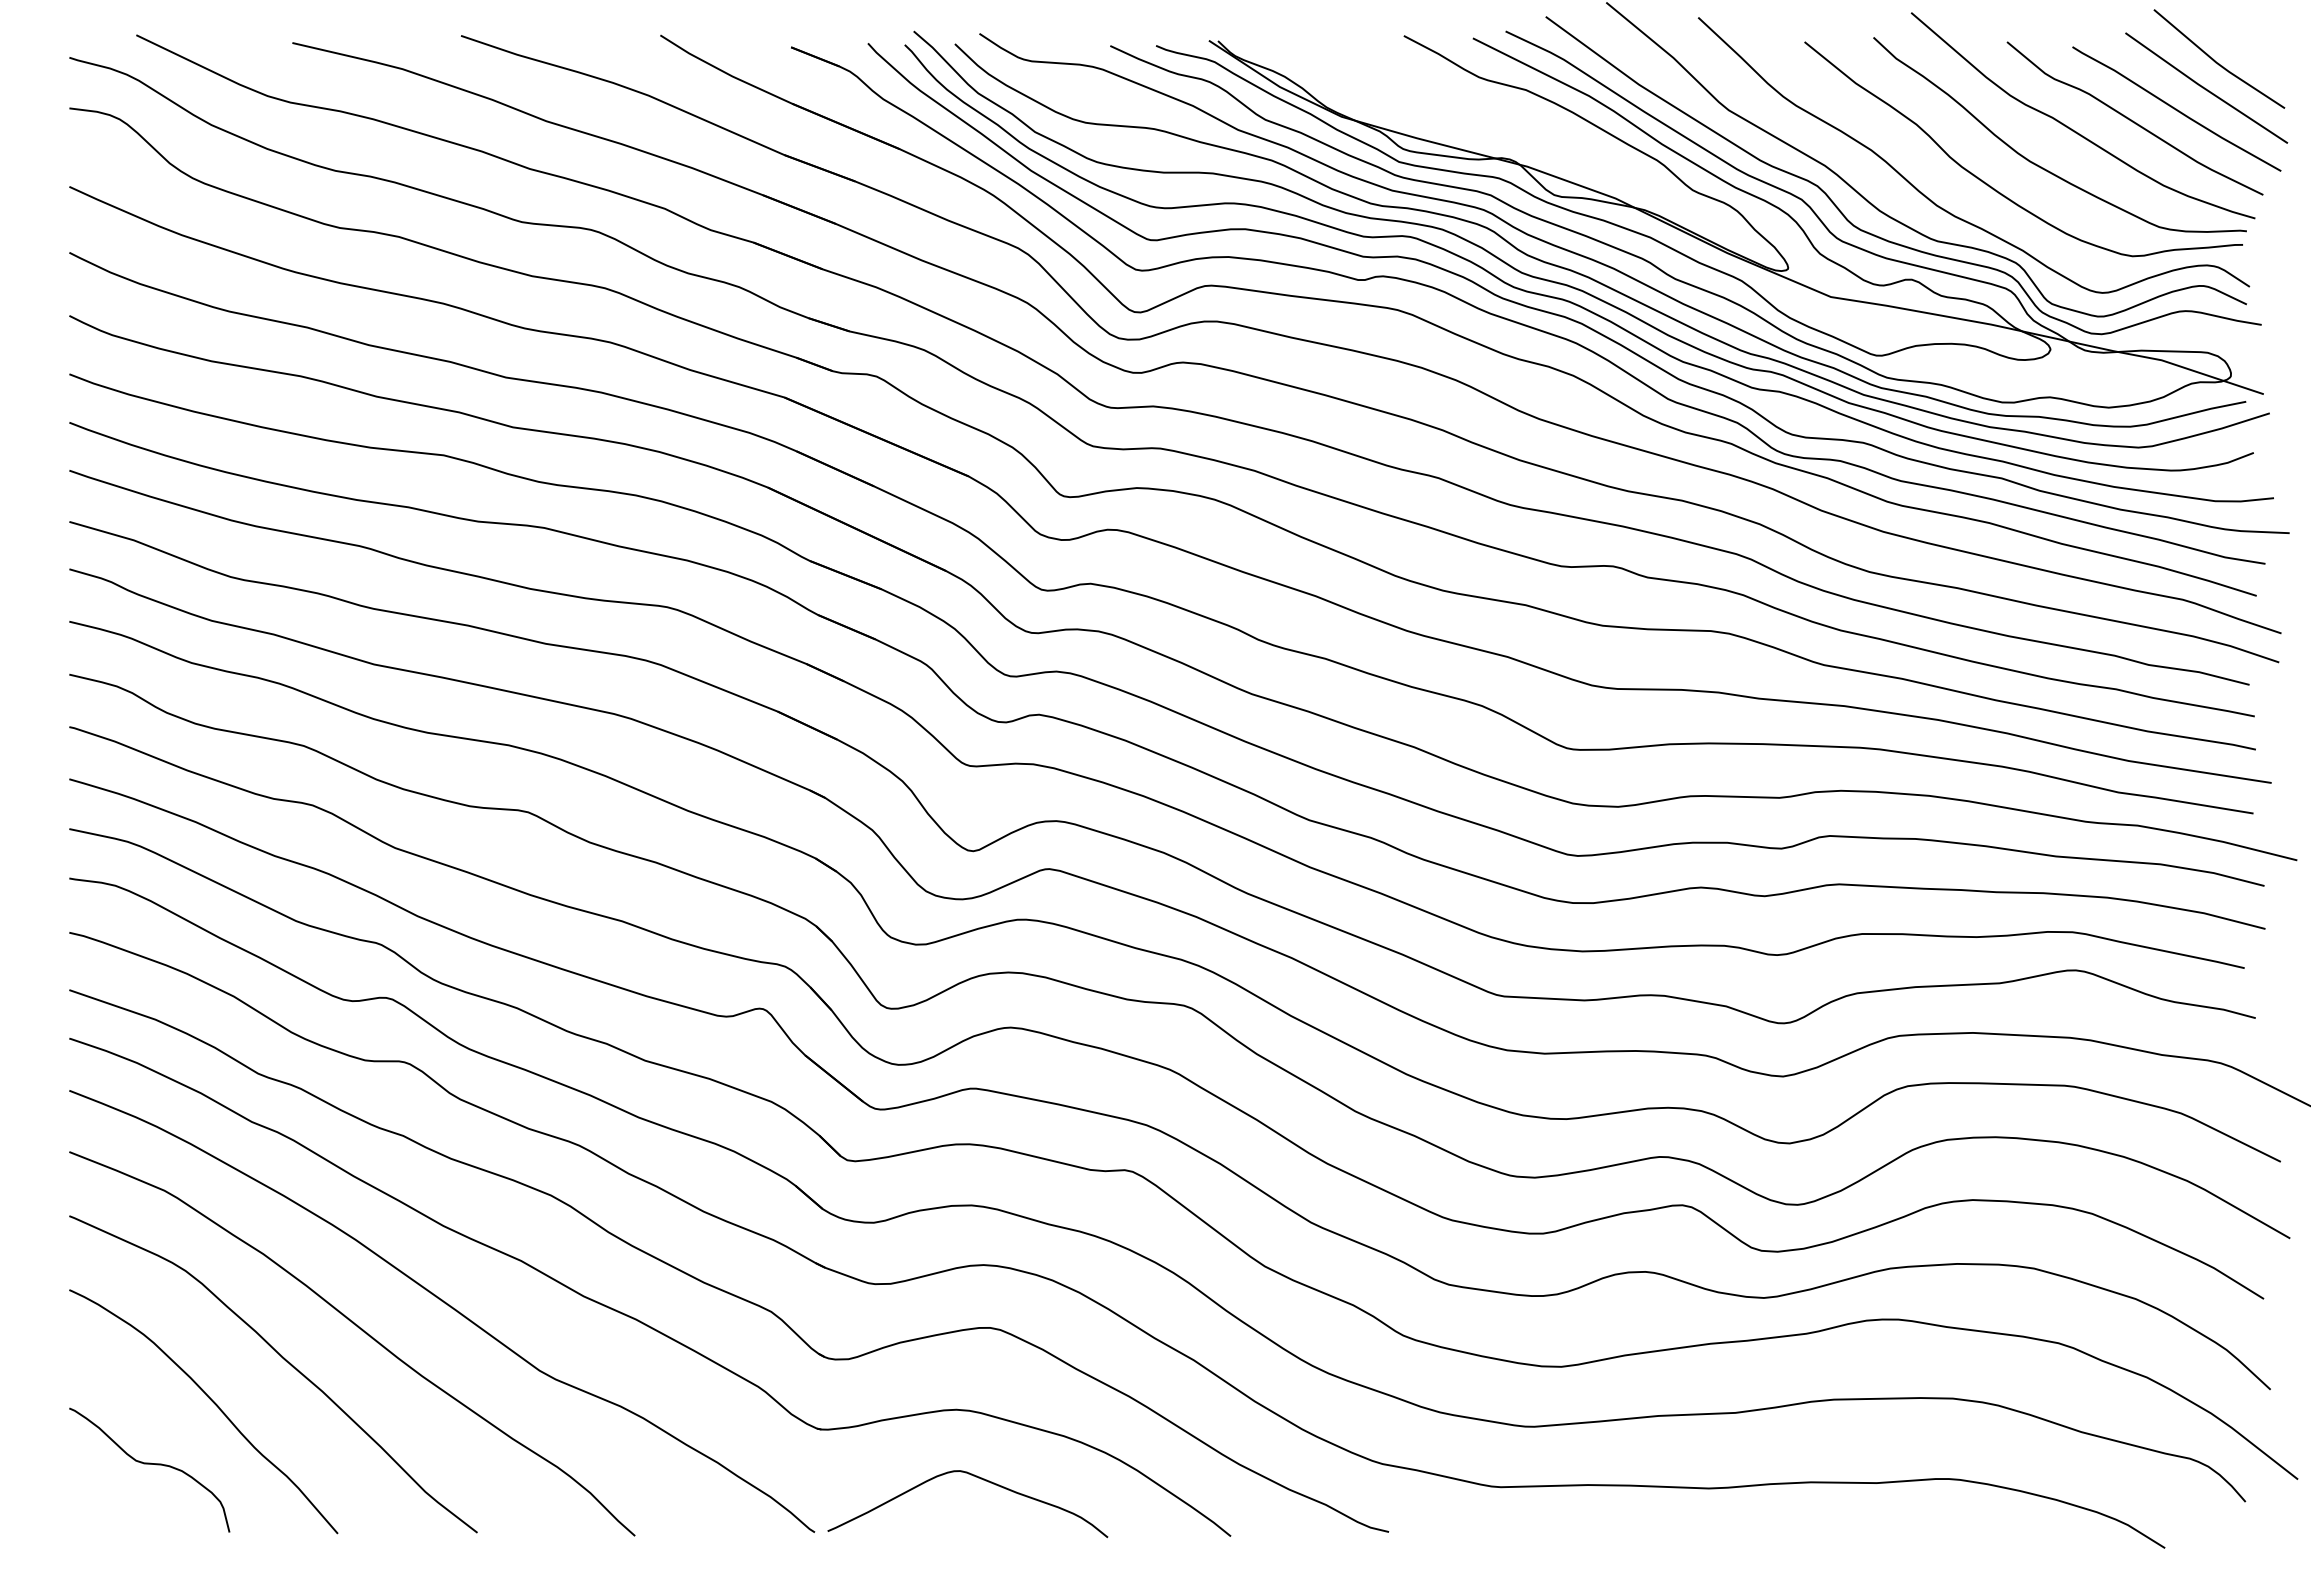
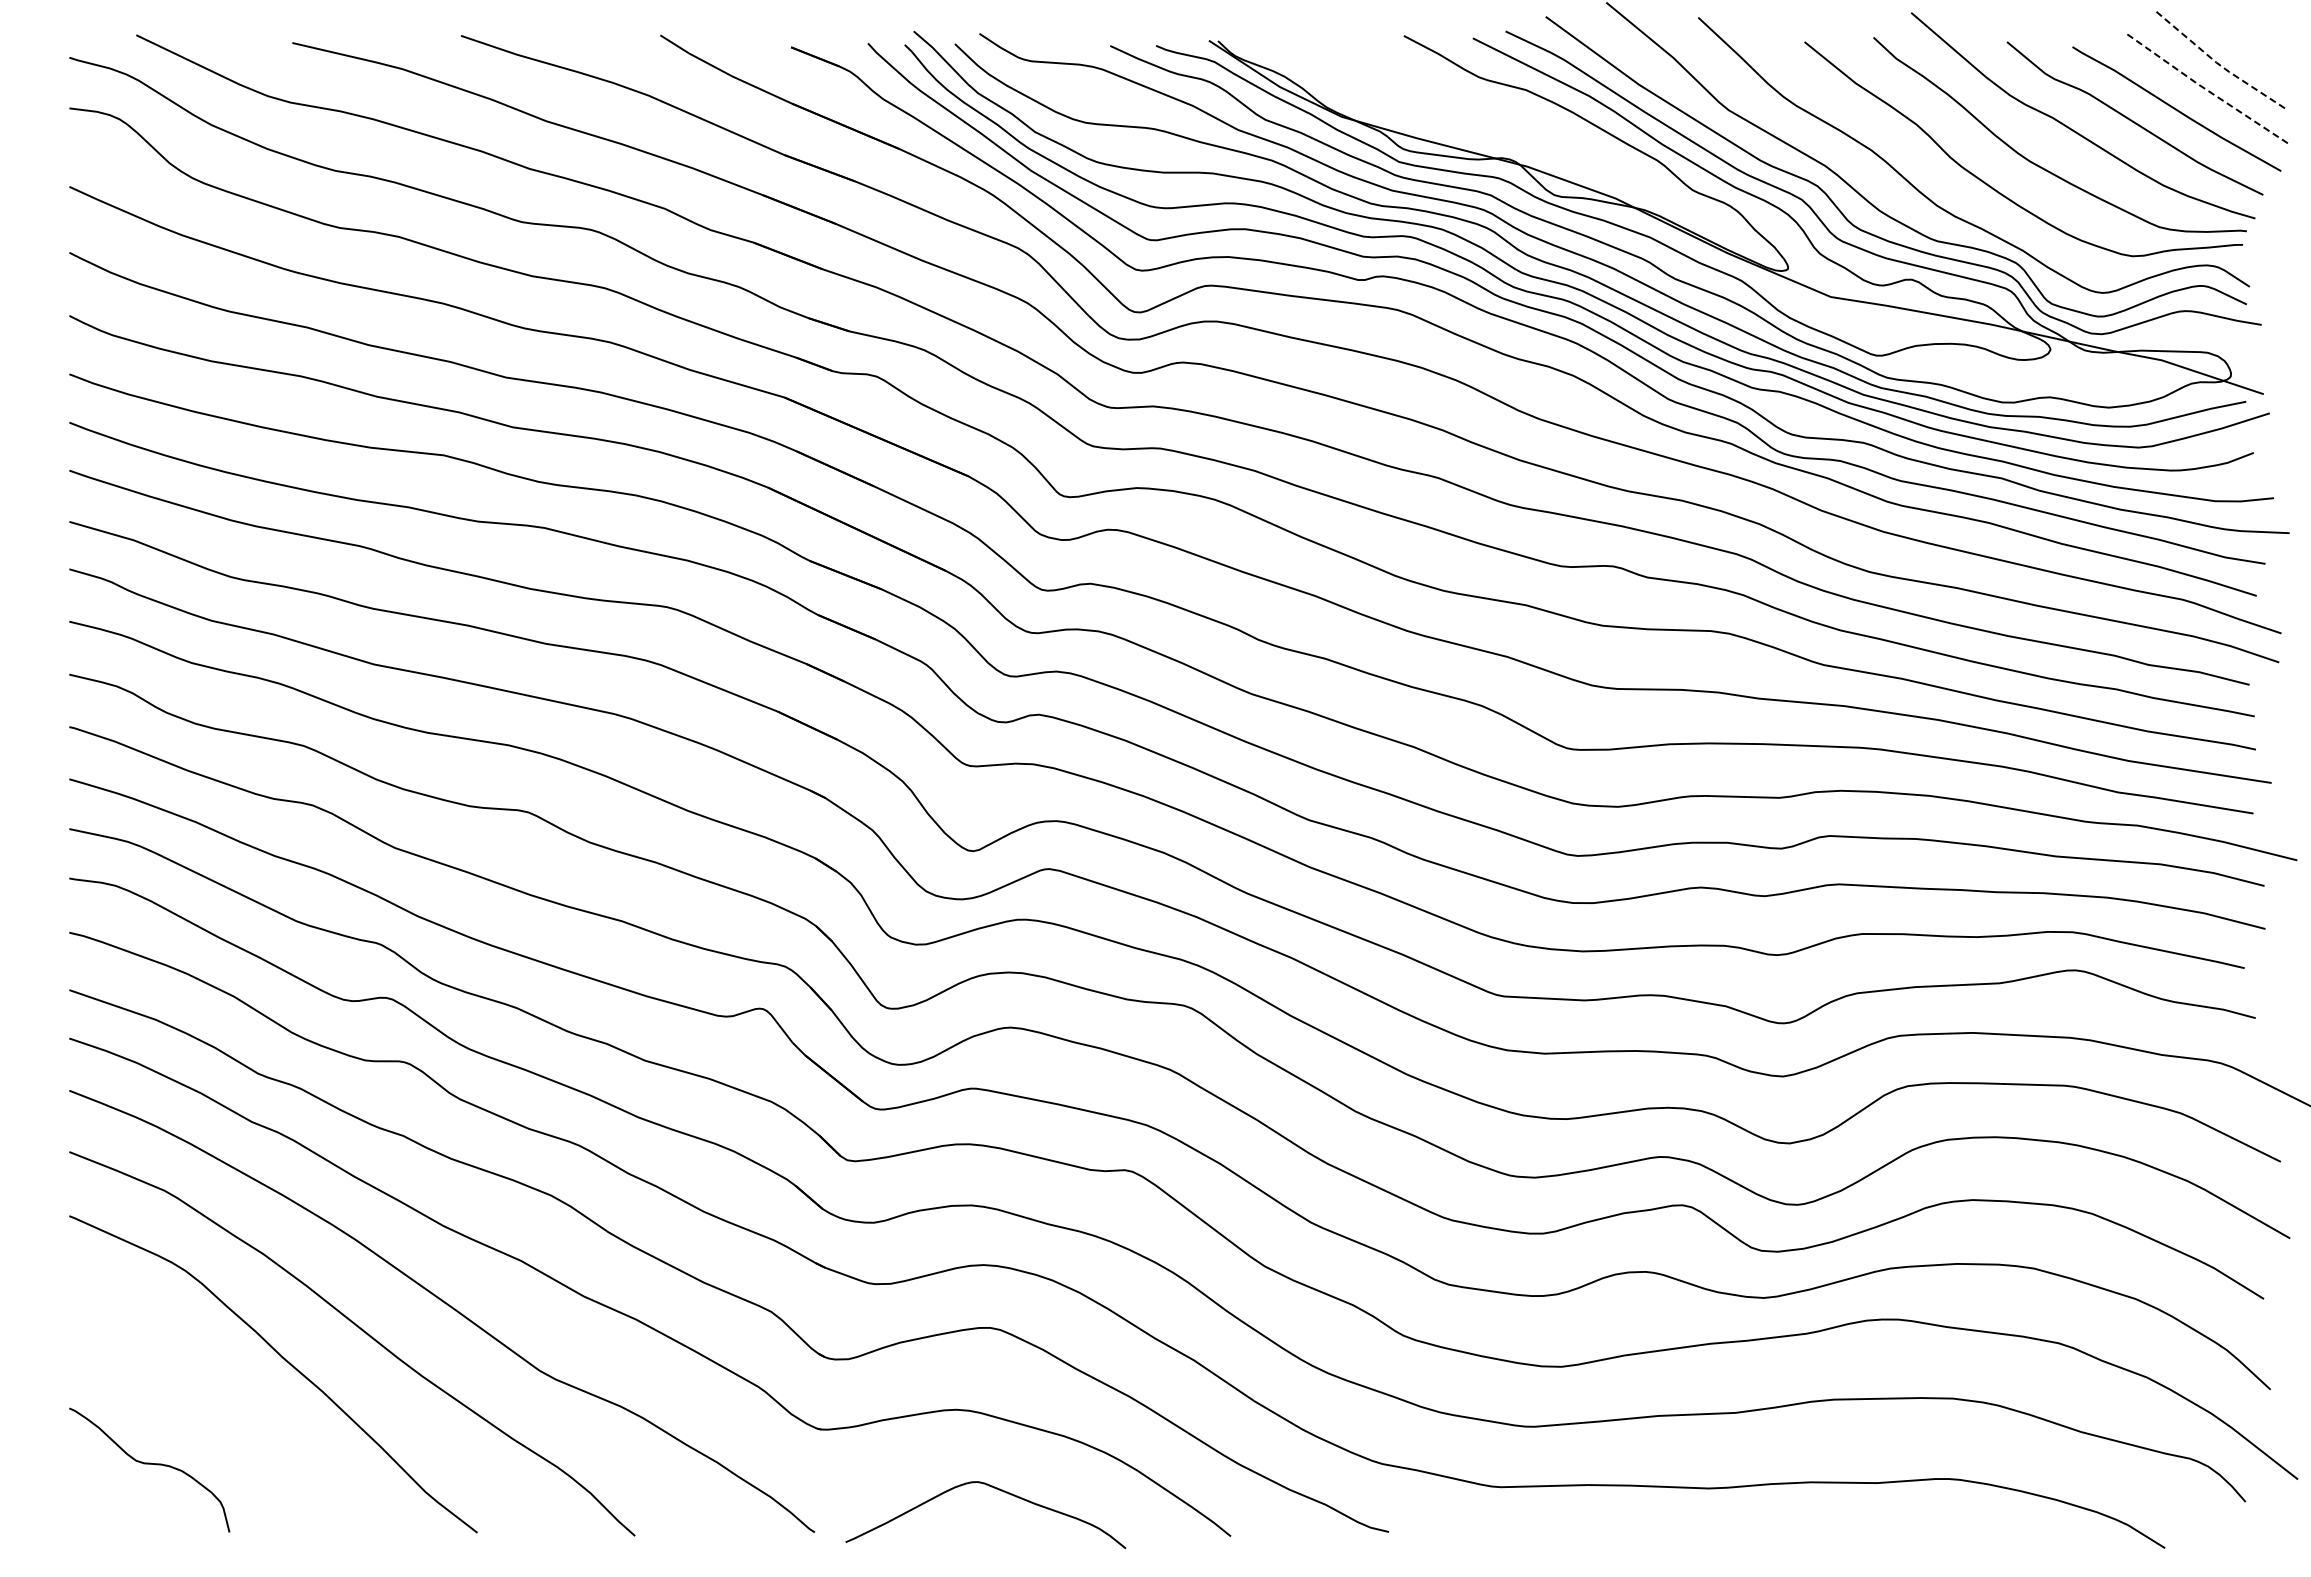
line: solid -> dashed (2216, 62)
line: solid -> dashed (2205, 89)
curve: present -> none (212, 1402)
curve position: (975, 1477) -> (993, 1488) (993, 1488)
